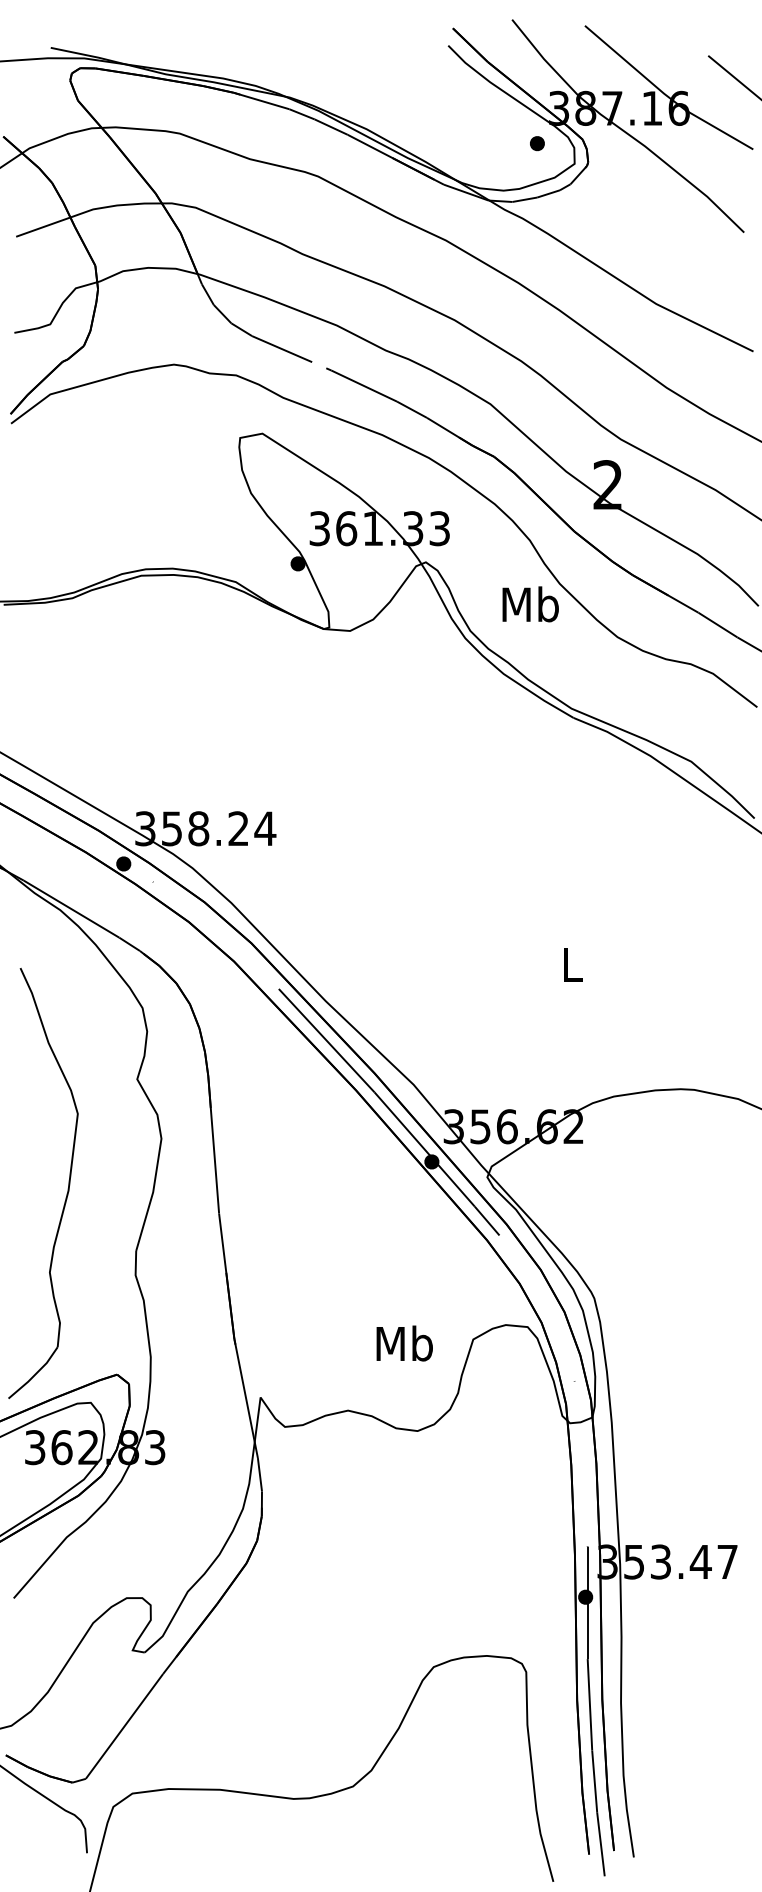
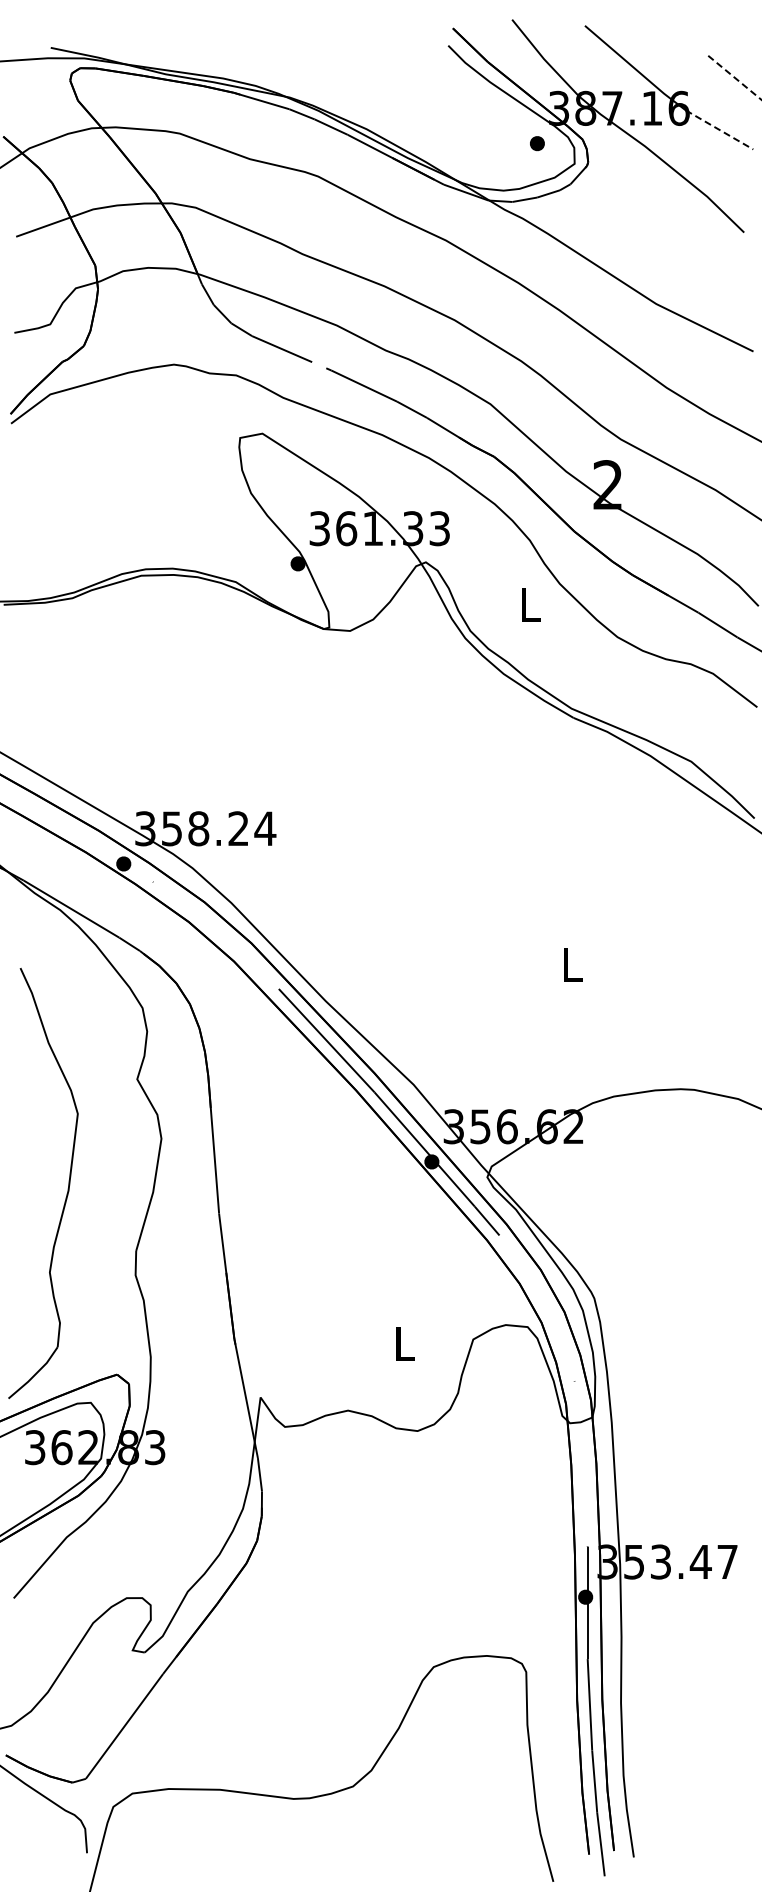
line: solid -> dashed (735, 77)
line: solid -> dashed (719, 129)
text: Mb -> L (530, 604)
text: Mb -> L (404, 1343)
